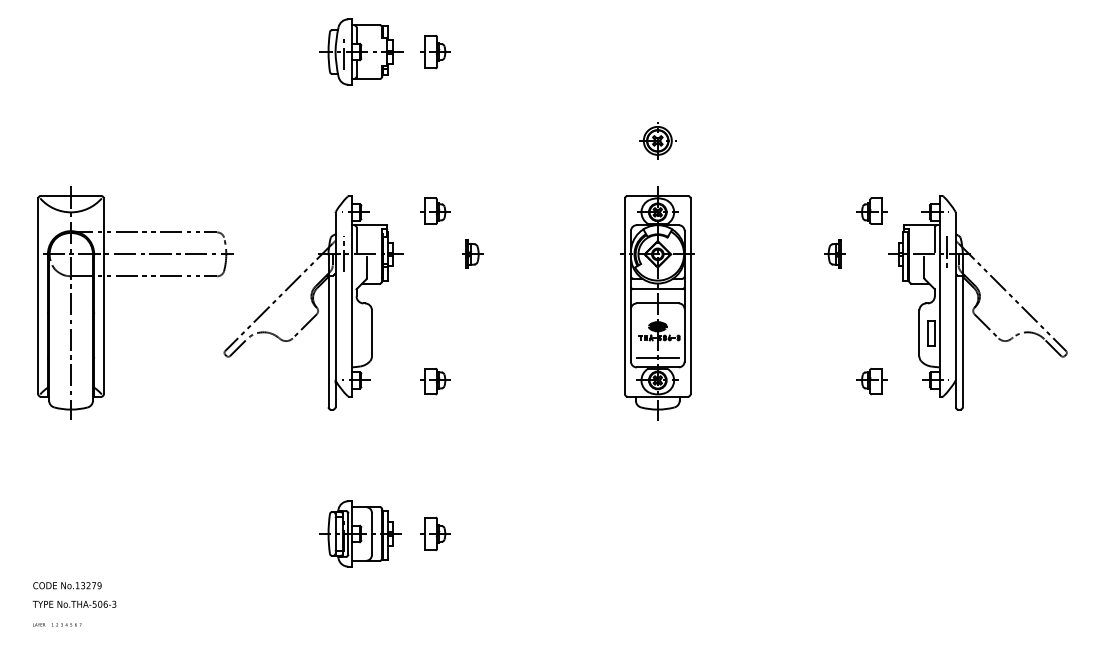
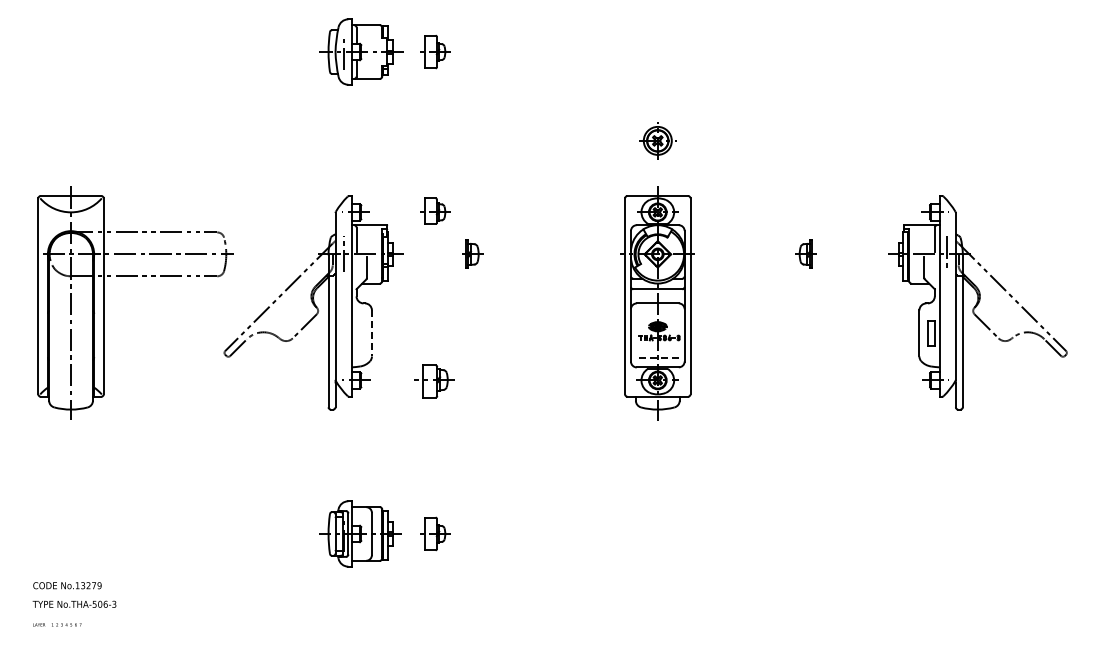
part: present -> none (871, 210)
part position: (834, 253) -> (805, 253) (805, 253)
line: solid -> dashed (371, 333)
line: solid -> dashed (657, 357)
part size: 31x28 px -> 41x35 px (434, 381)
part: present -> none (871, 381)
